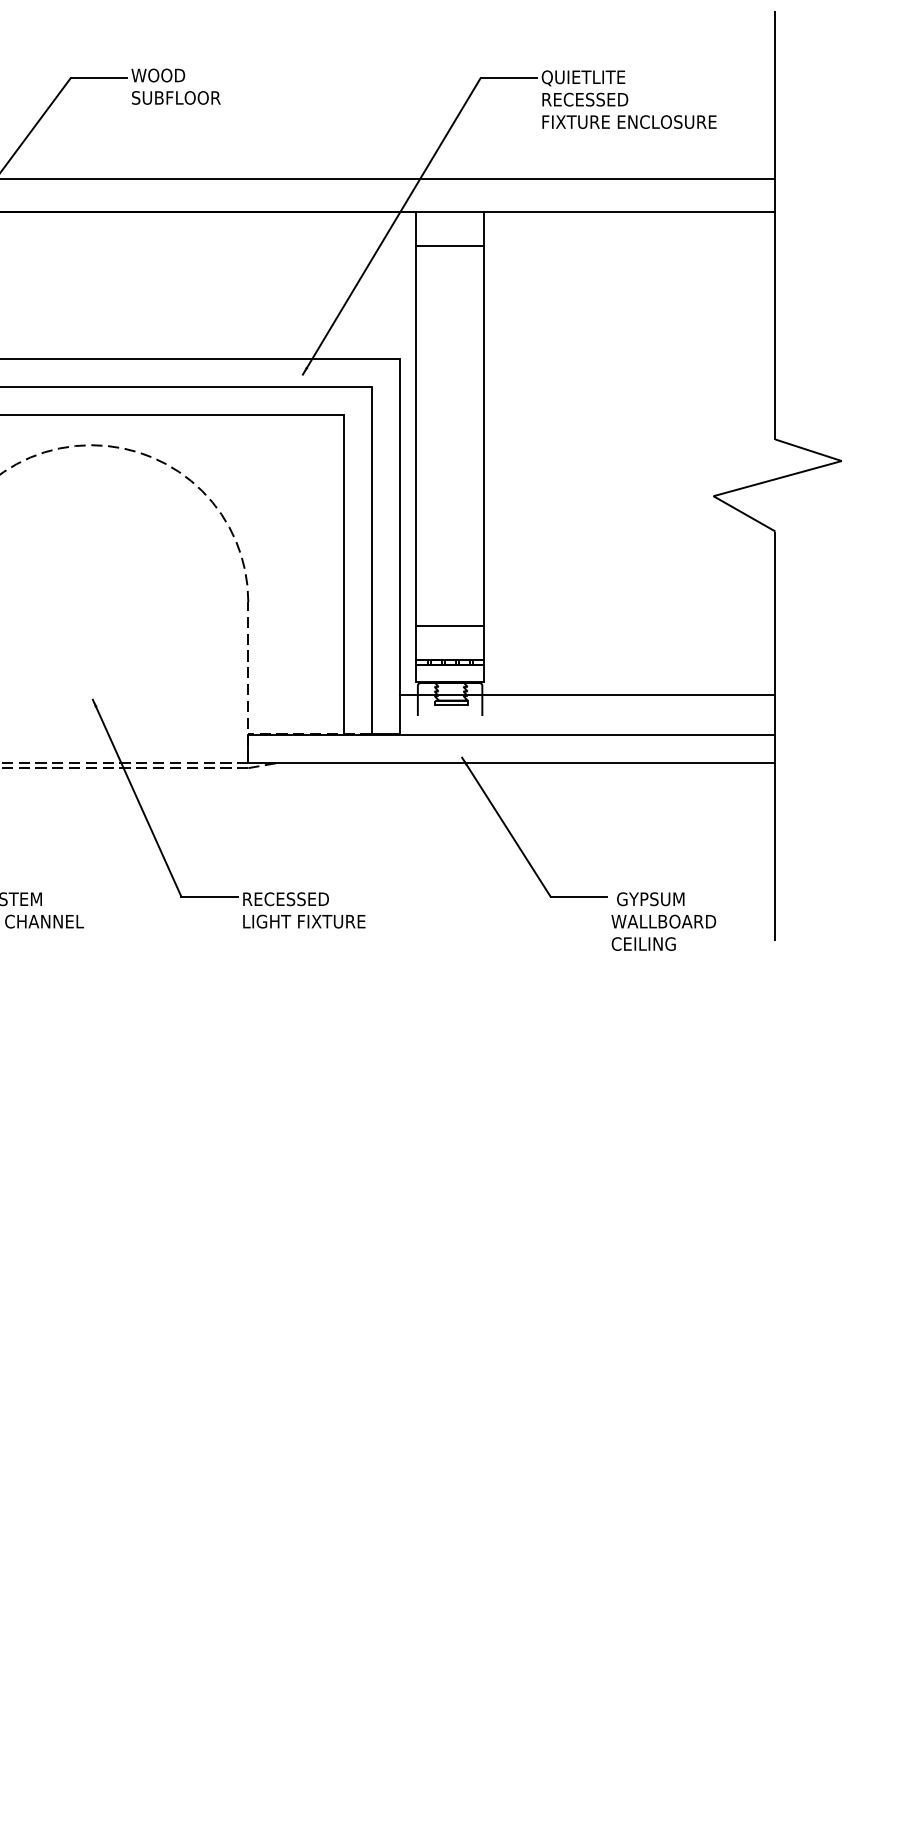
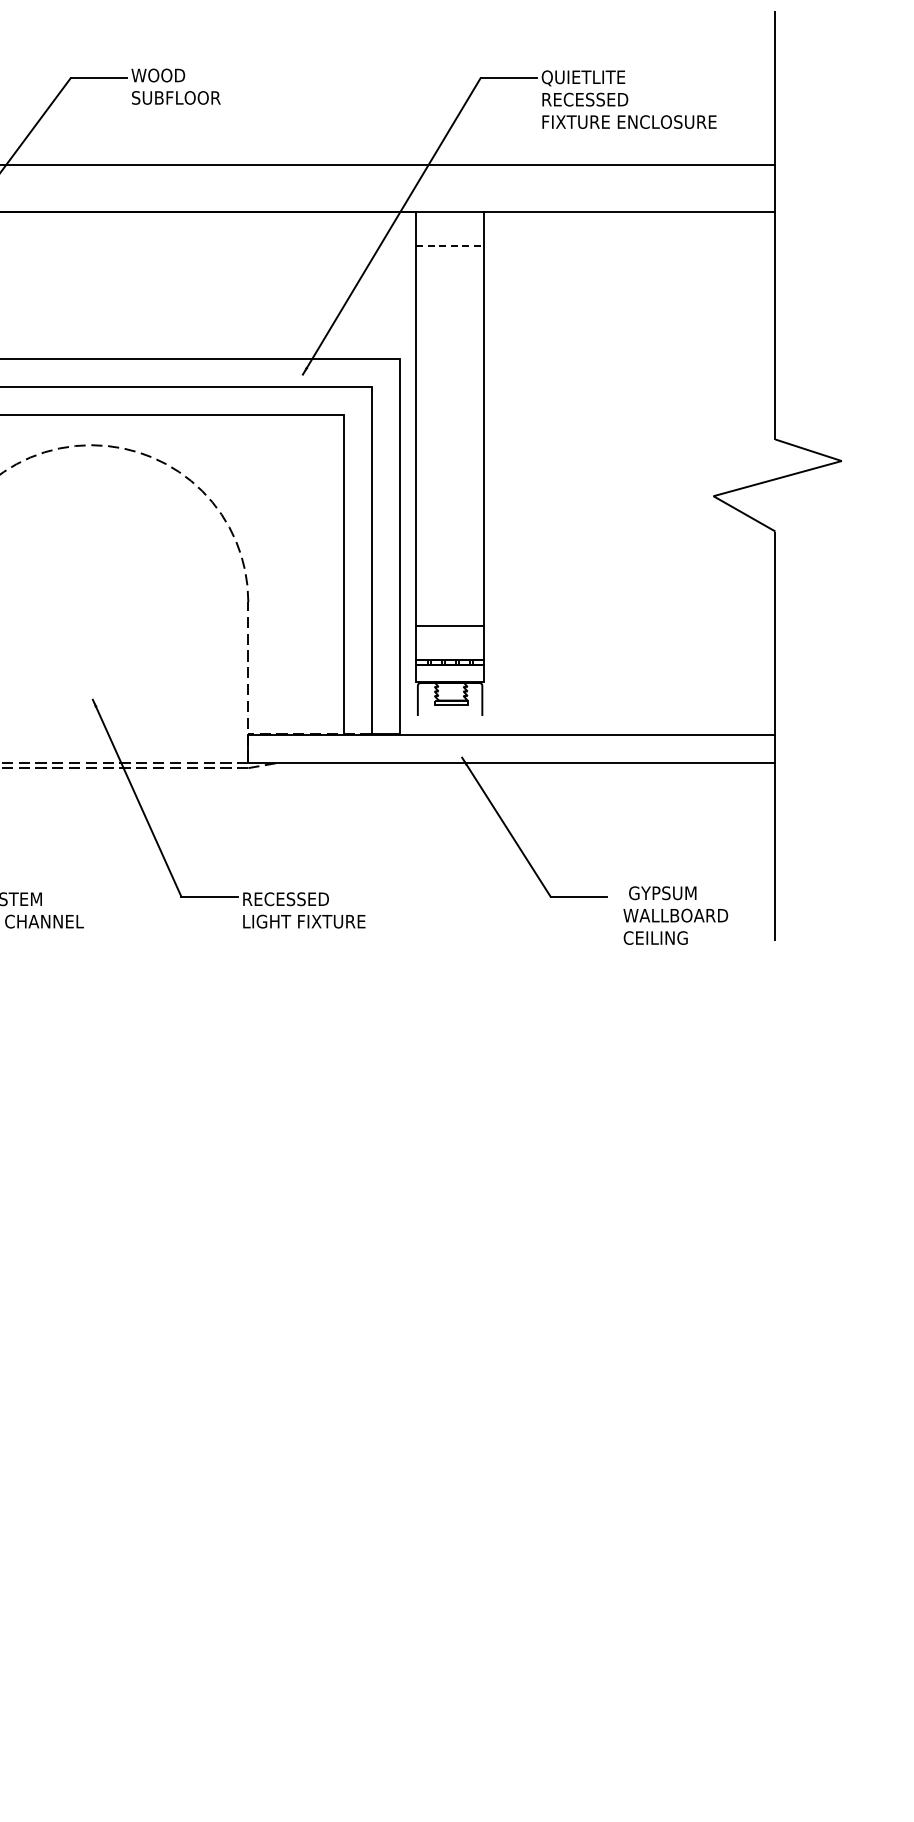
line position: (388, 178) -> (388, 164) (388, 164)
line: solid -> dashed (450, 246)
line: present -> none (587, 695)
text position: (663, 921) -> (675, 915) (675, 915)
